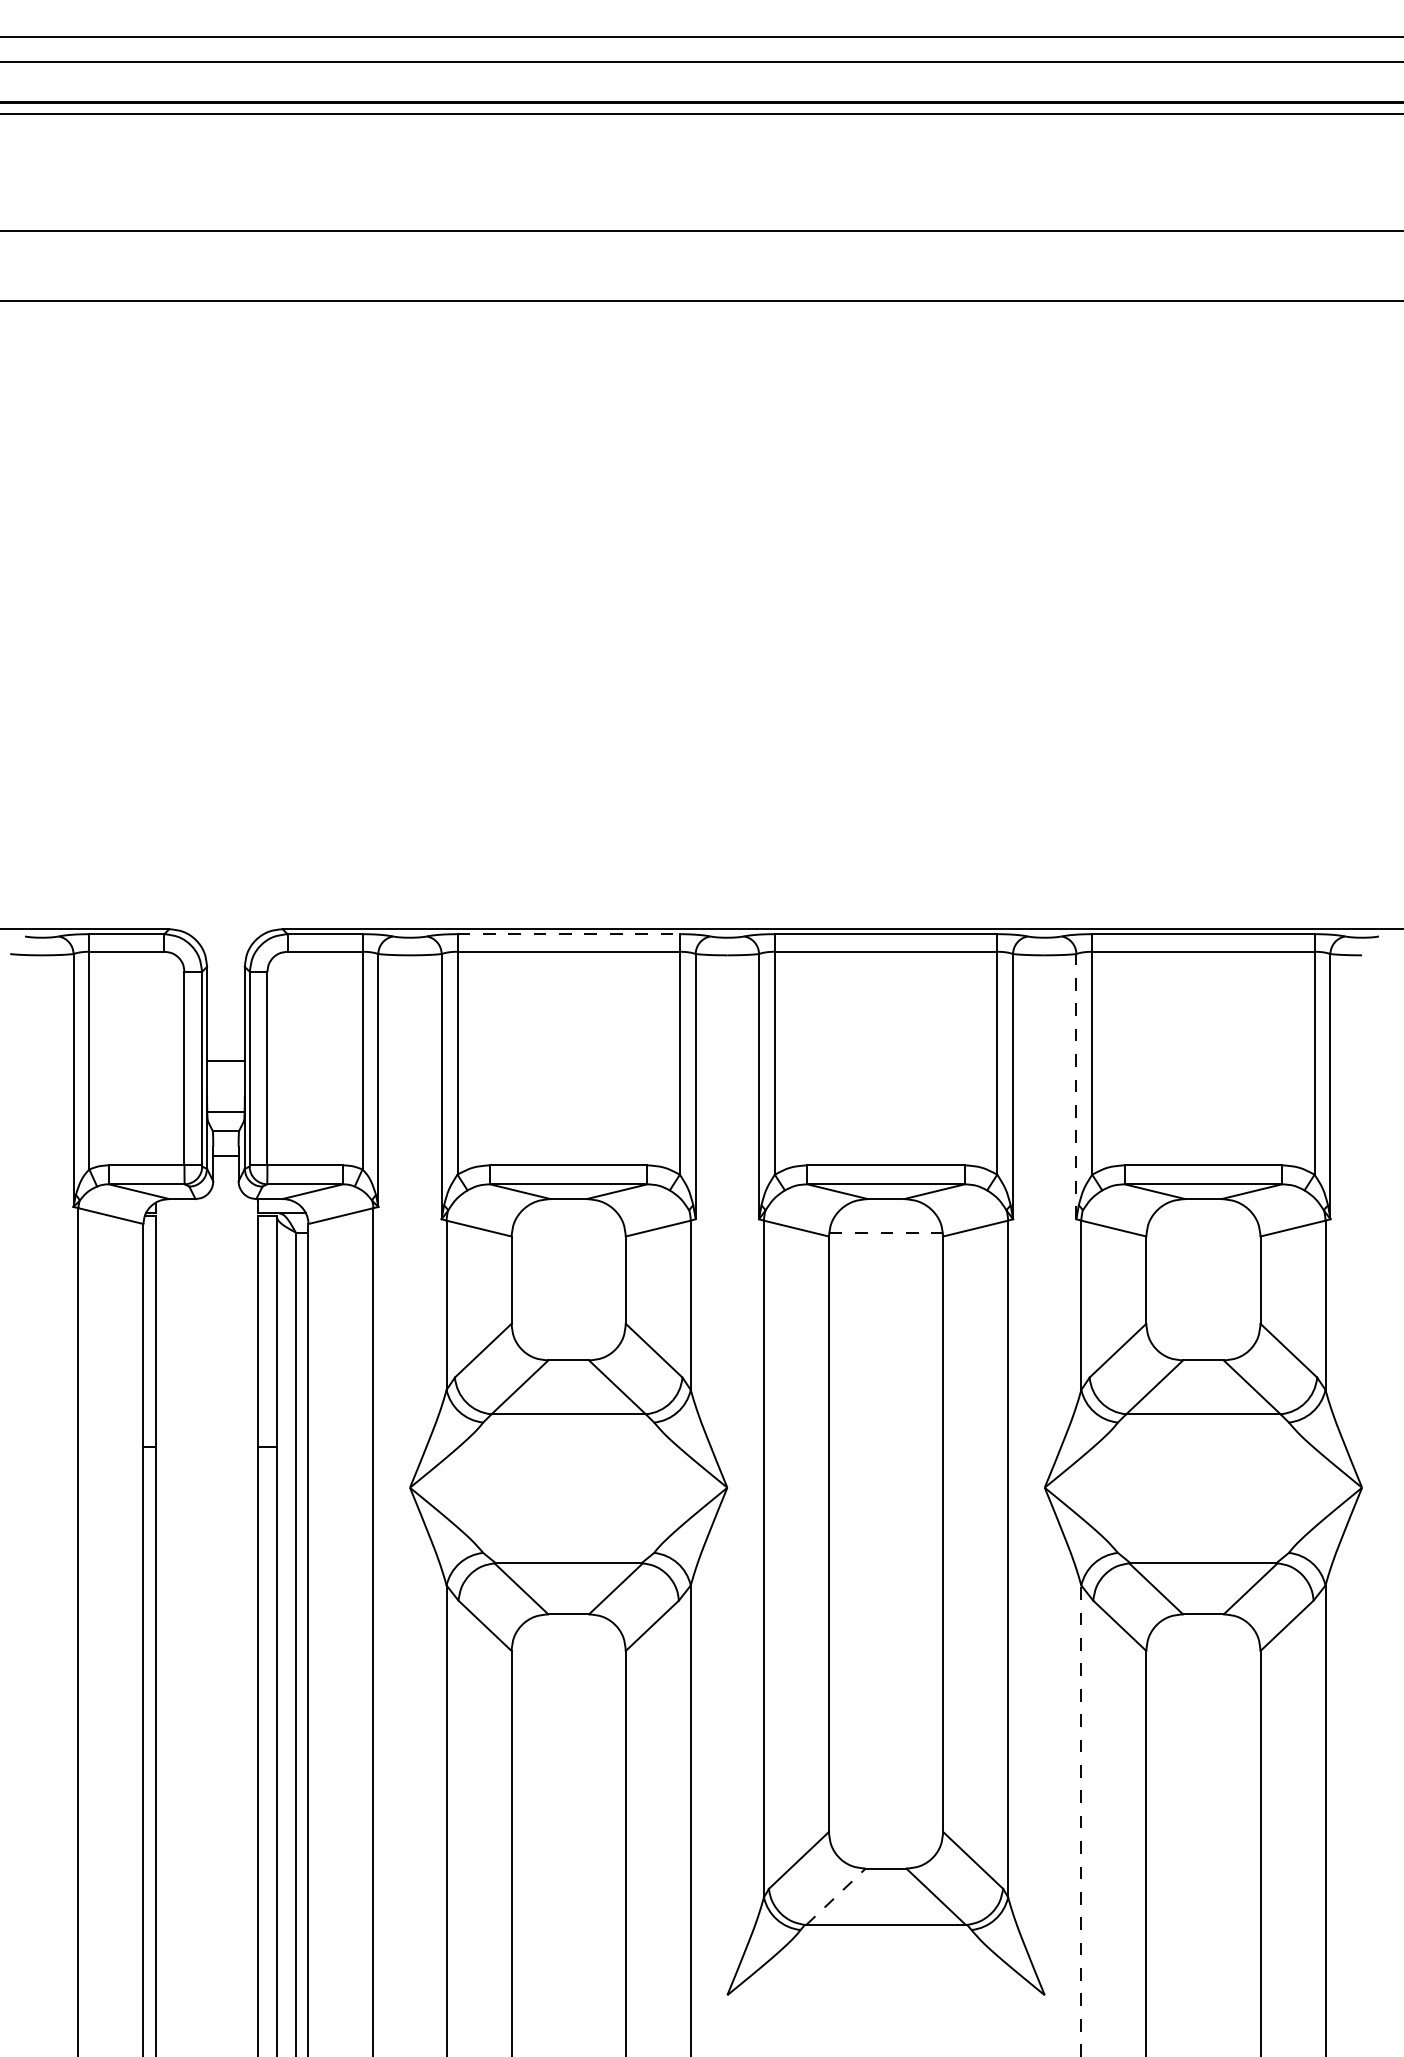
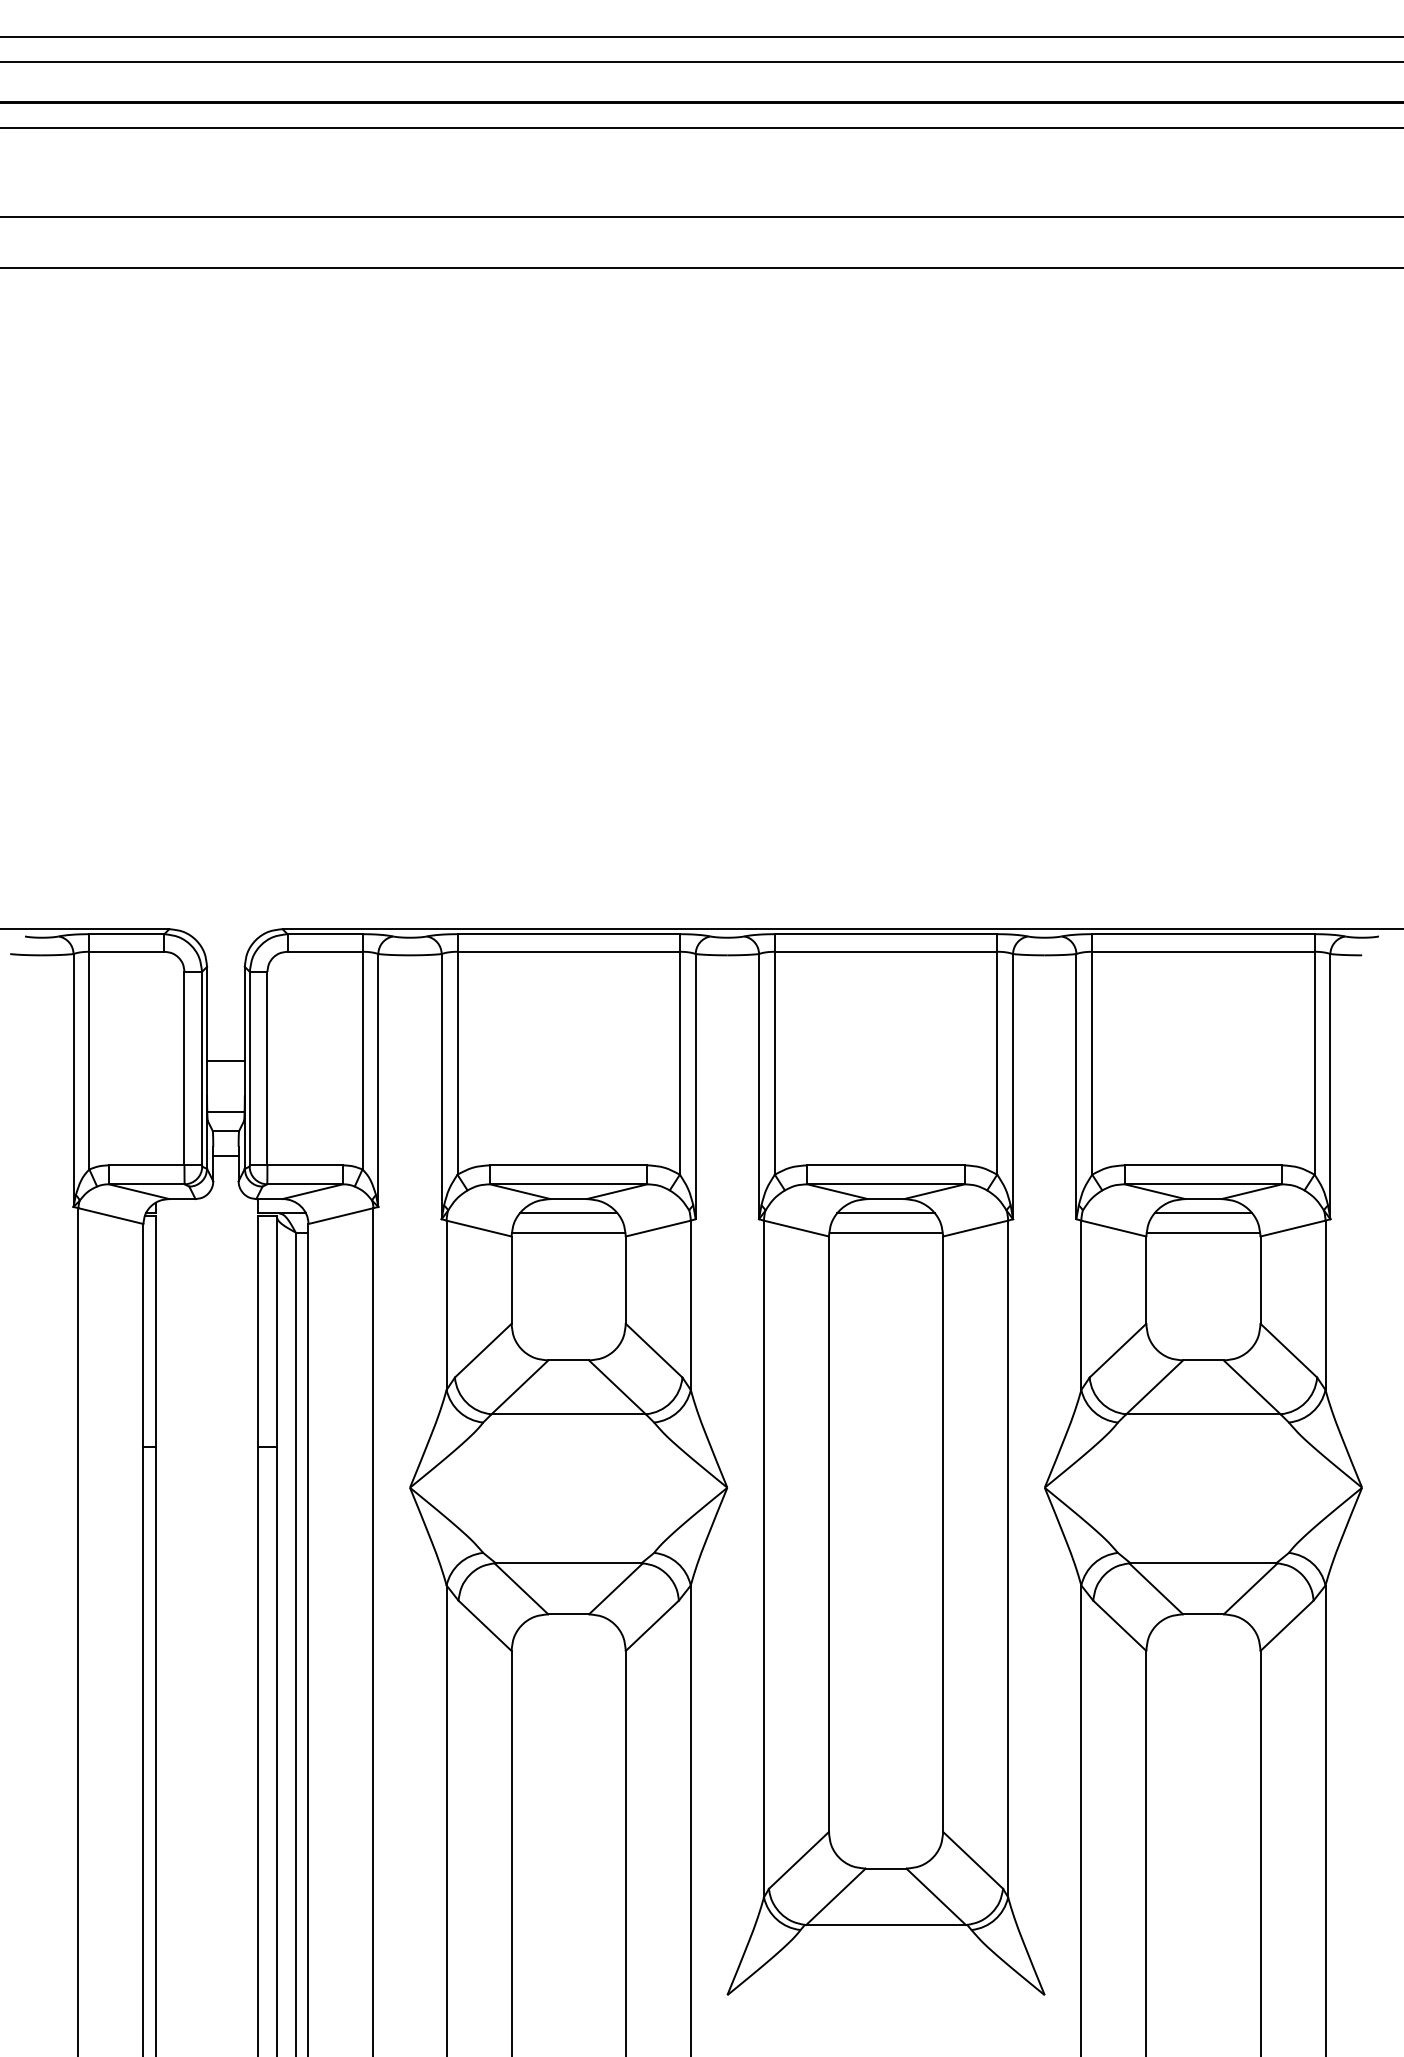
line position: (701, 114) -> (701, 128) (701, 128)
line position: (701, 230) -> (701, 216) (701, 216)
line position: (701, 300) -> (701, 267) (701, 267)
line: dashed -> solid (569, 934)
line: dashed -> solid (1076, 1086)
line: none -> present (568, 1213)
line: none -> present (885, 1213)
line: none -> present (1203, 1213)
line: none -> present (568, 1232)
line: dashed -> solid (886, 1232)
line: none -> present (1203, 1232)
line: dashed -> solid (1081, 1820)
line: dashed -> solid (835, 1896)
